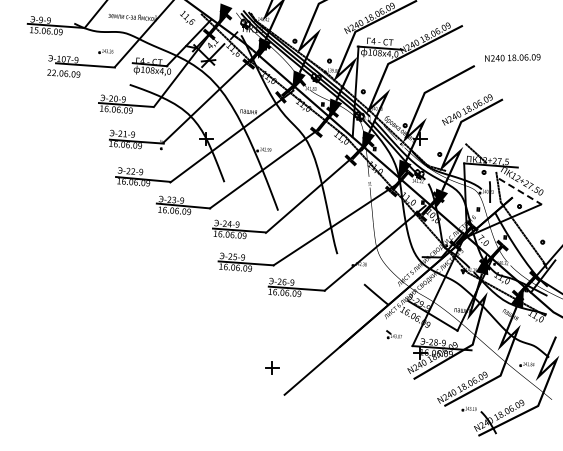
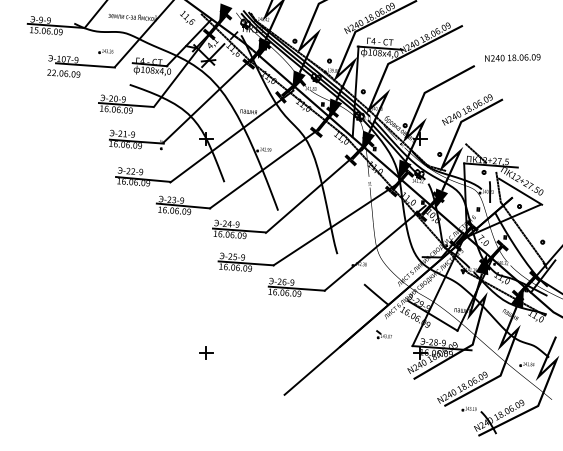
line: dashed -> solid (520, 191)
part position: (393, 334) -> (383, 334) (383, 334)
part position: (272, 367) -> (206, 352) (206, 352)
